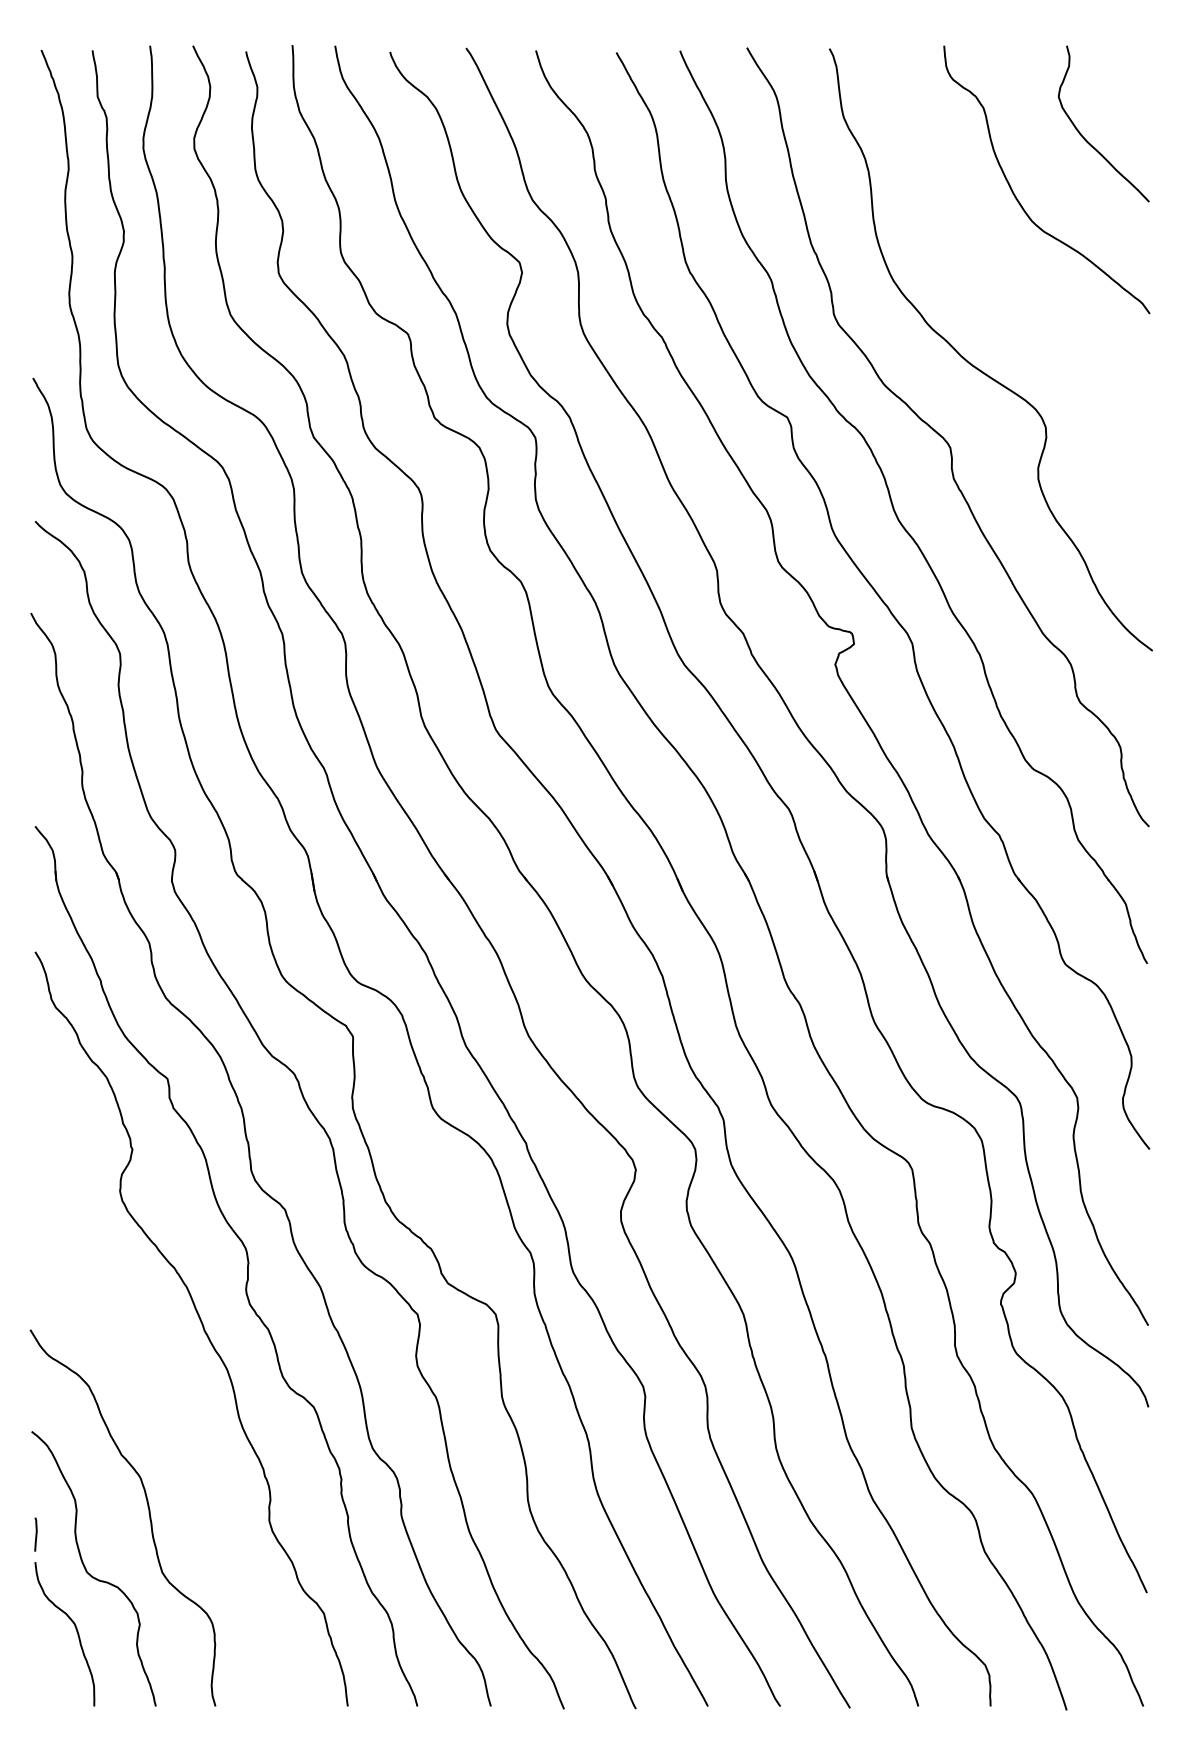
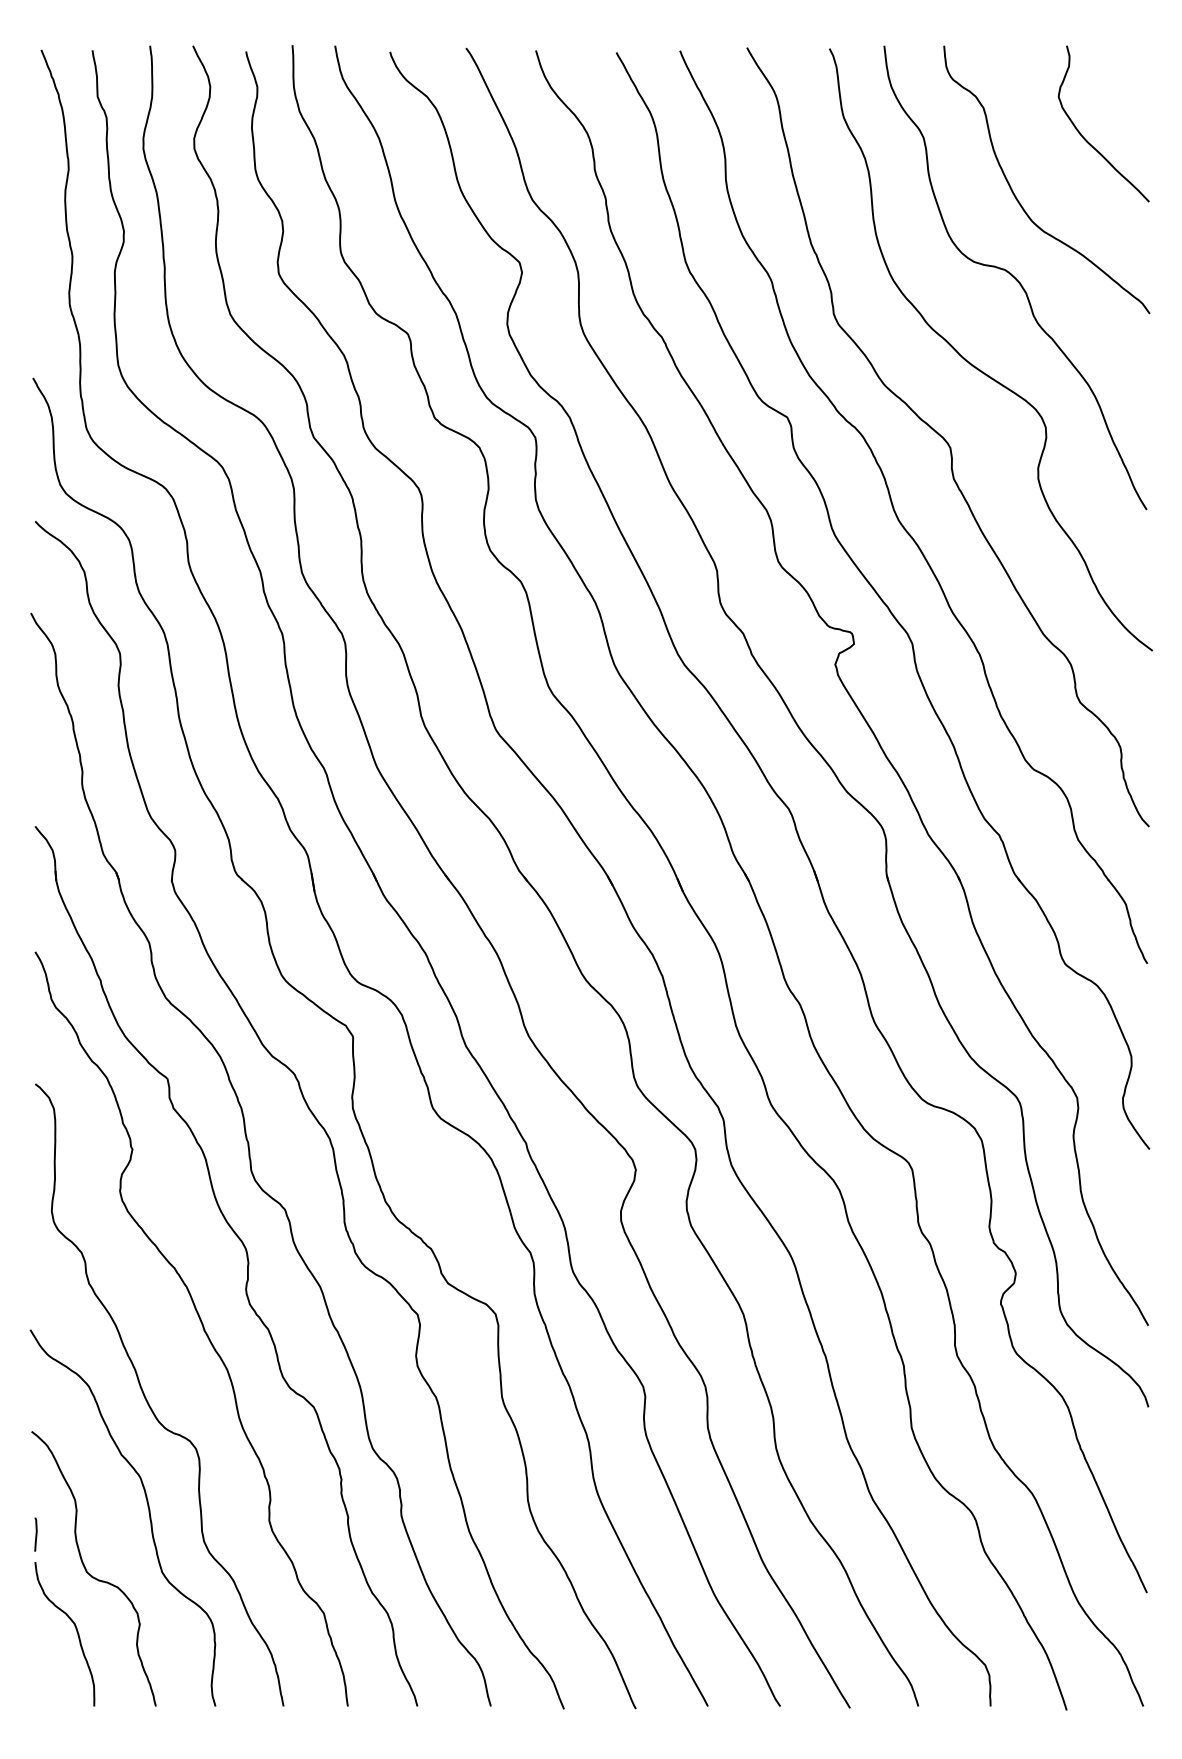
curve: none -> present (1015, 277)
curve: none -> present (147, 1399)
